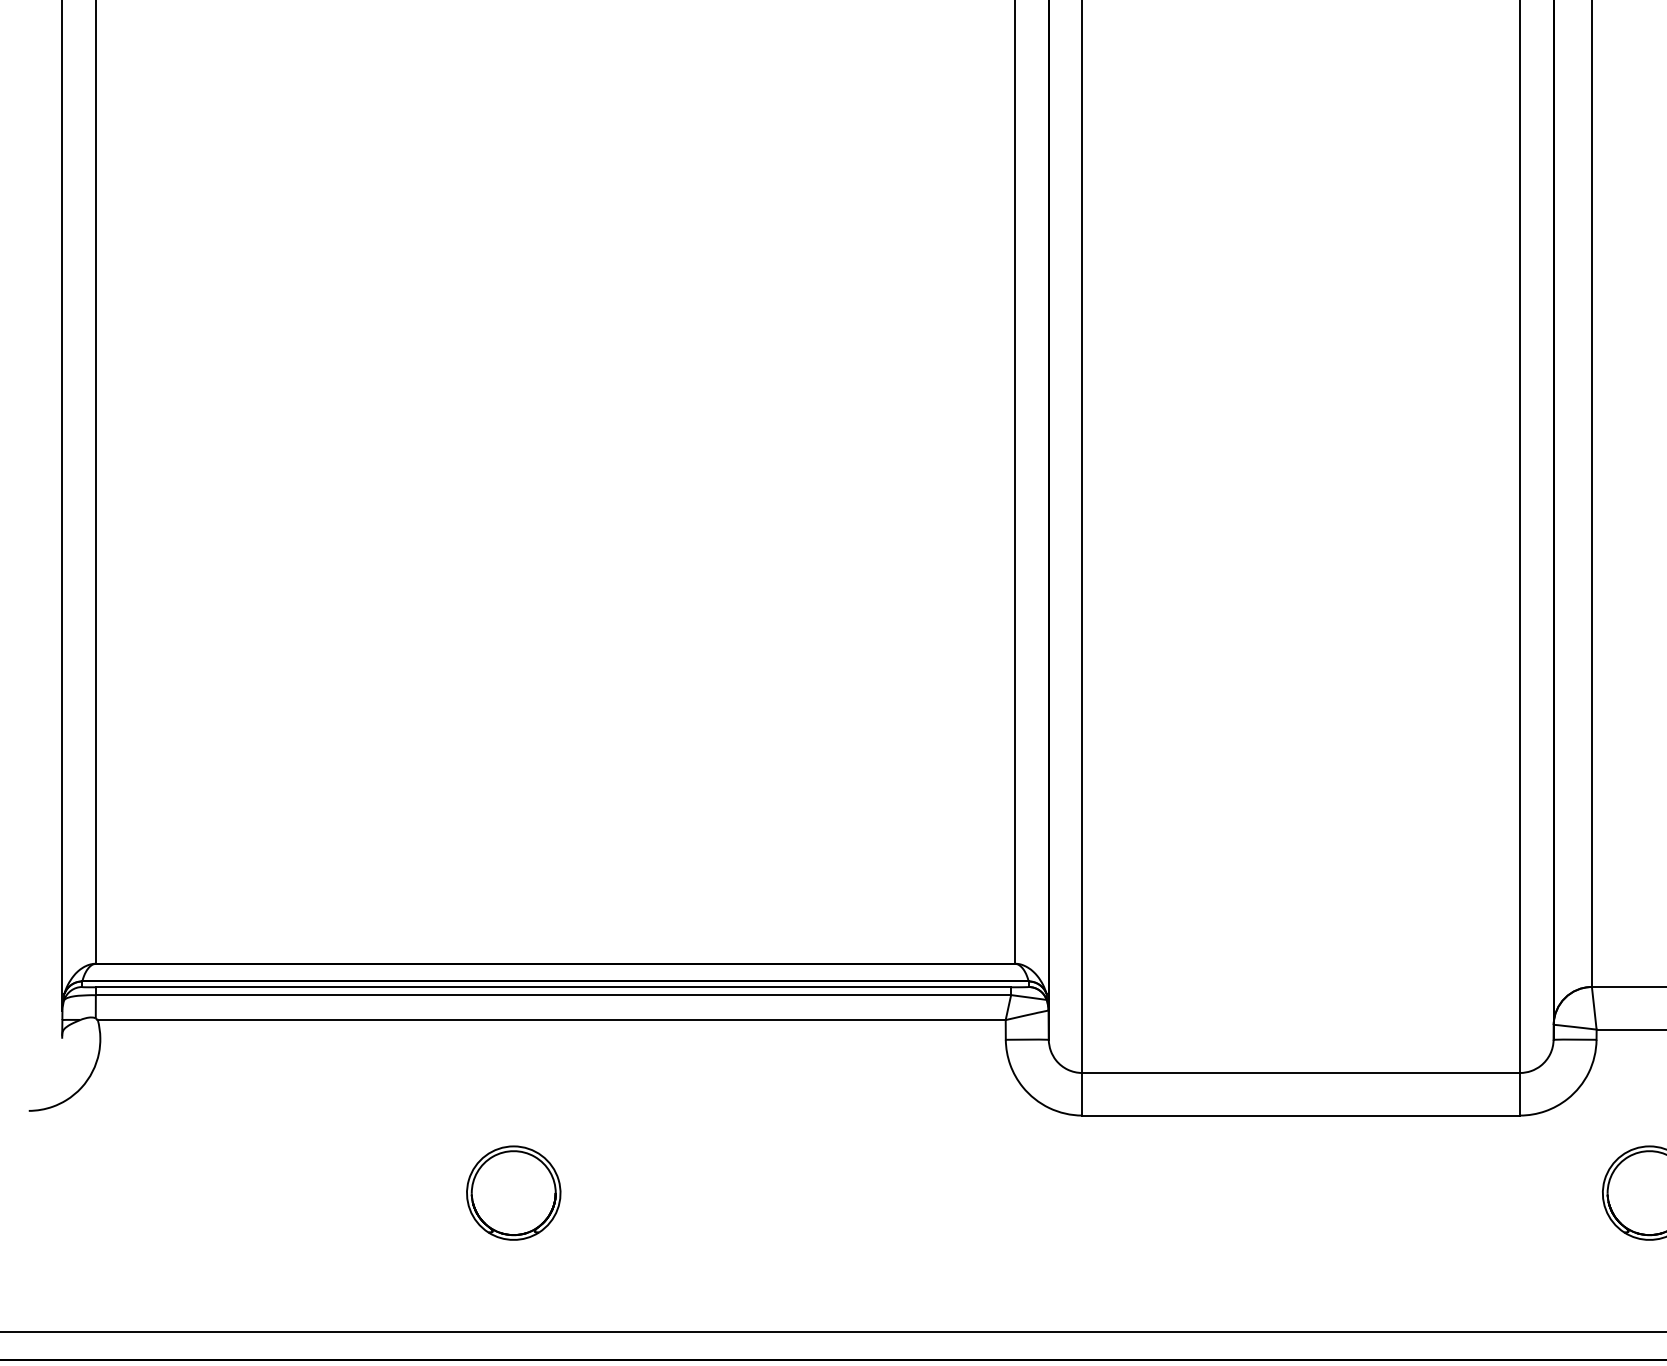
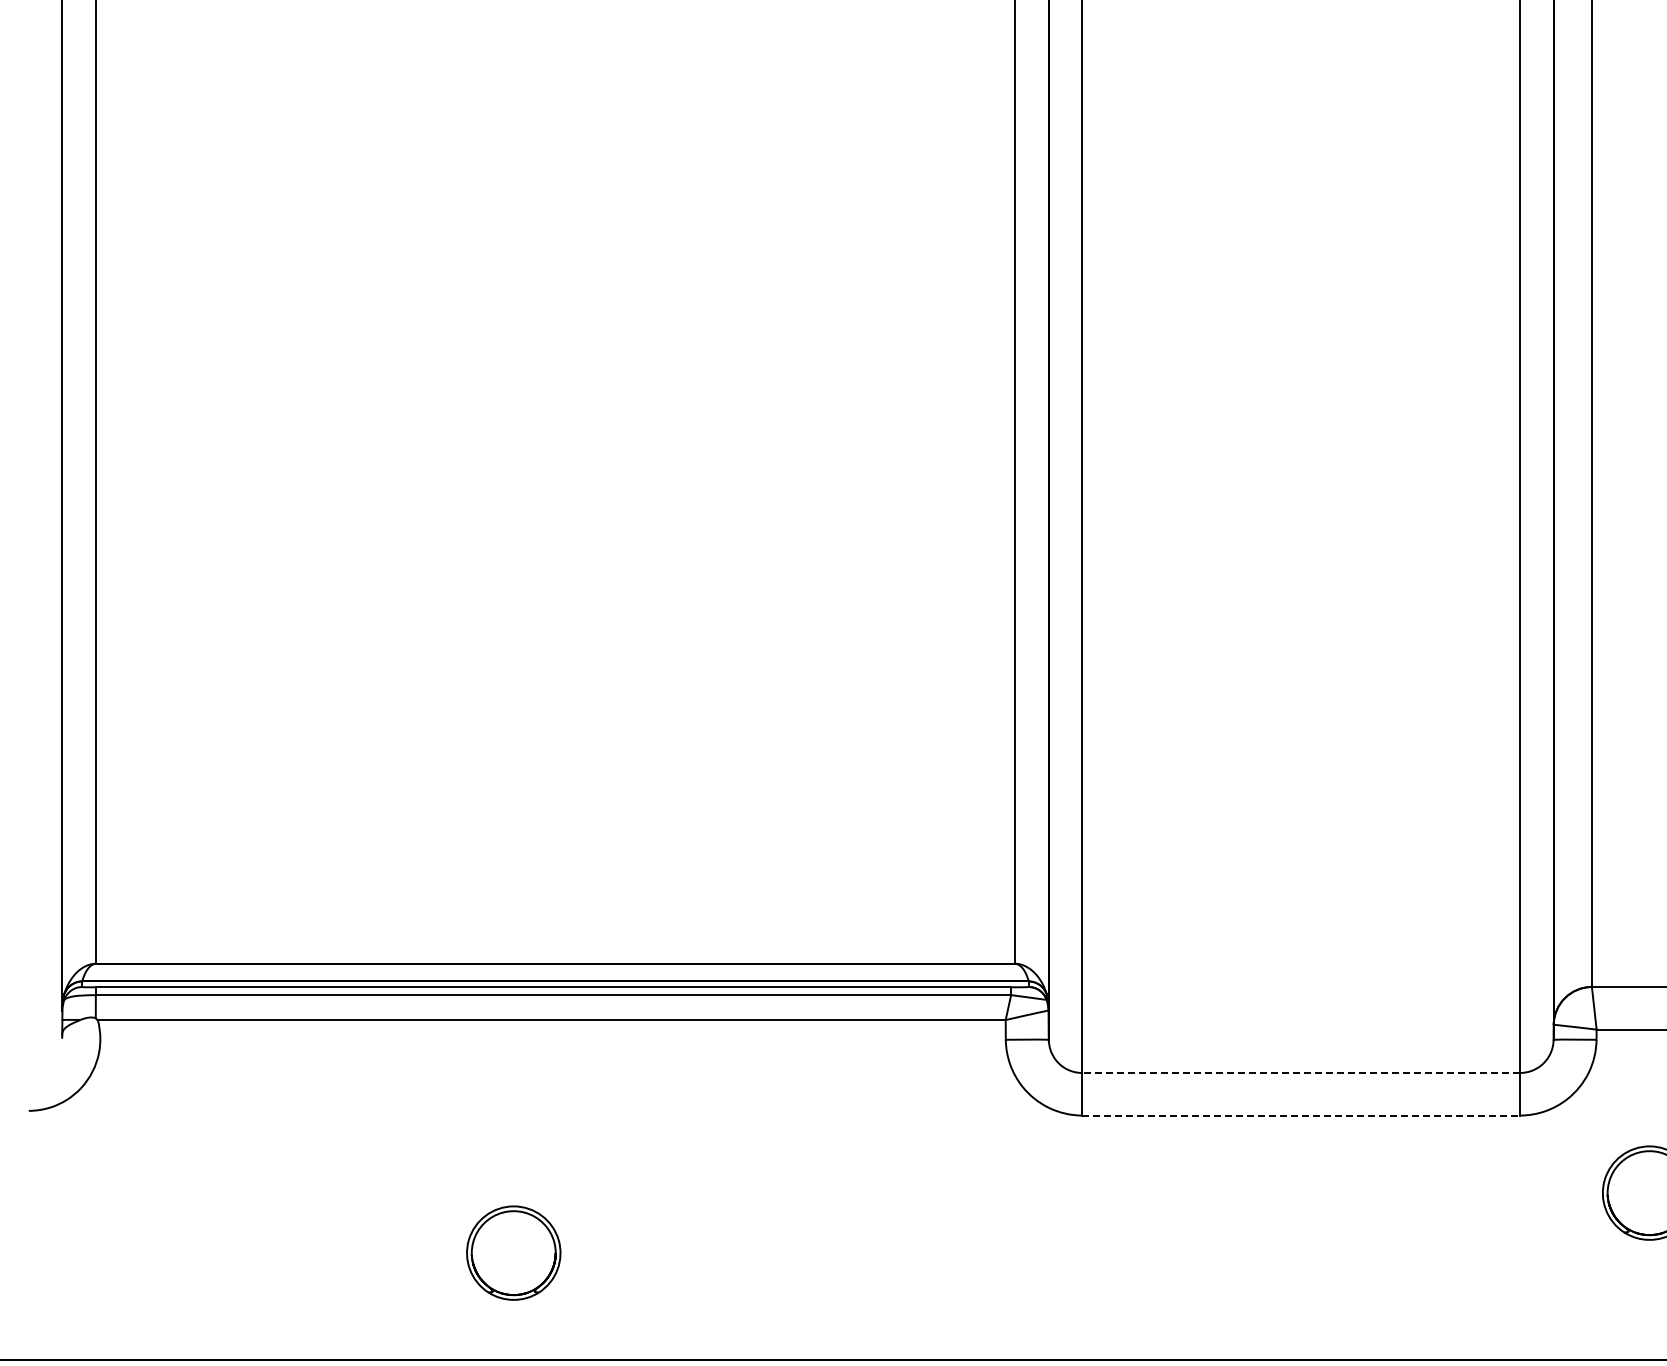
line: solid -> dashed (1300, 1073)
line: solid -> dashed (1301, 1115)
part position: (513, 1192) -> (513, 1252) (513, 1252)
line: present -> none (832, 1331)
